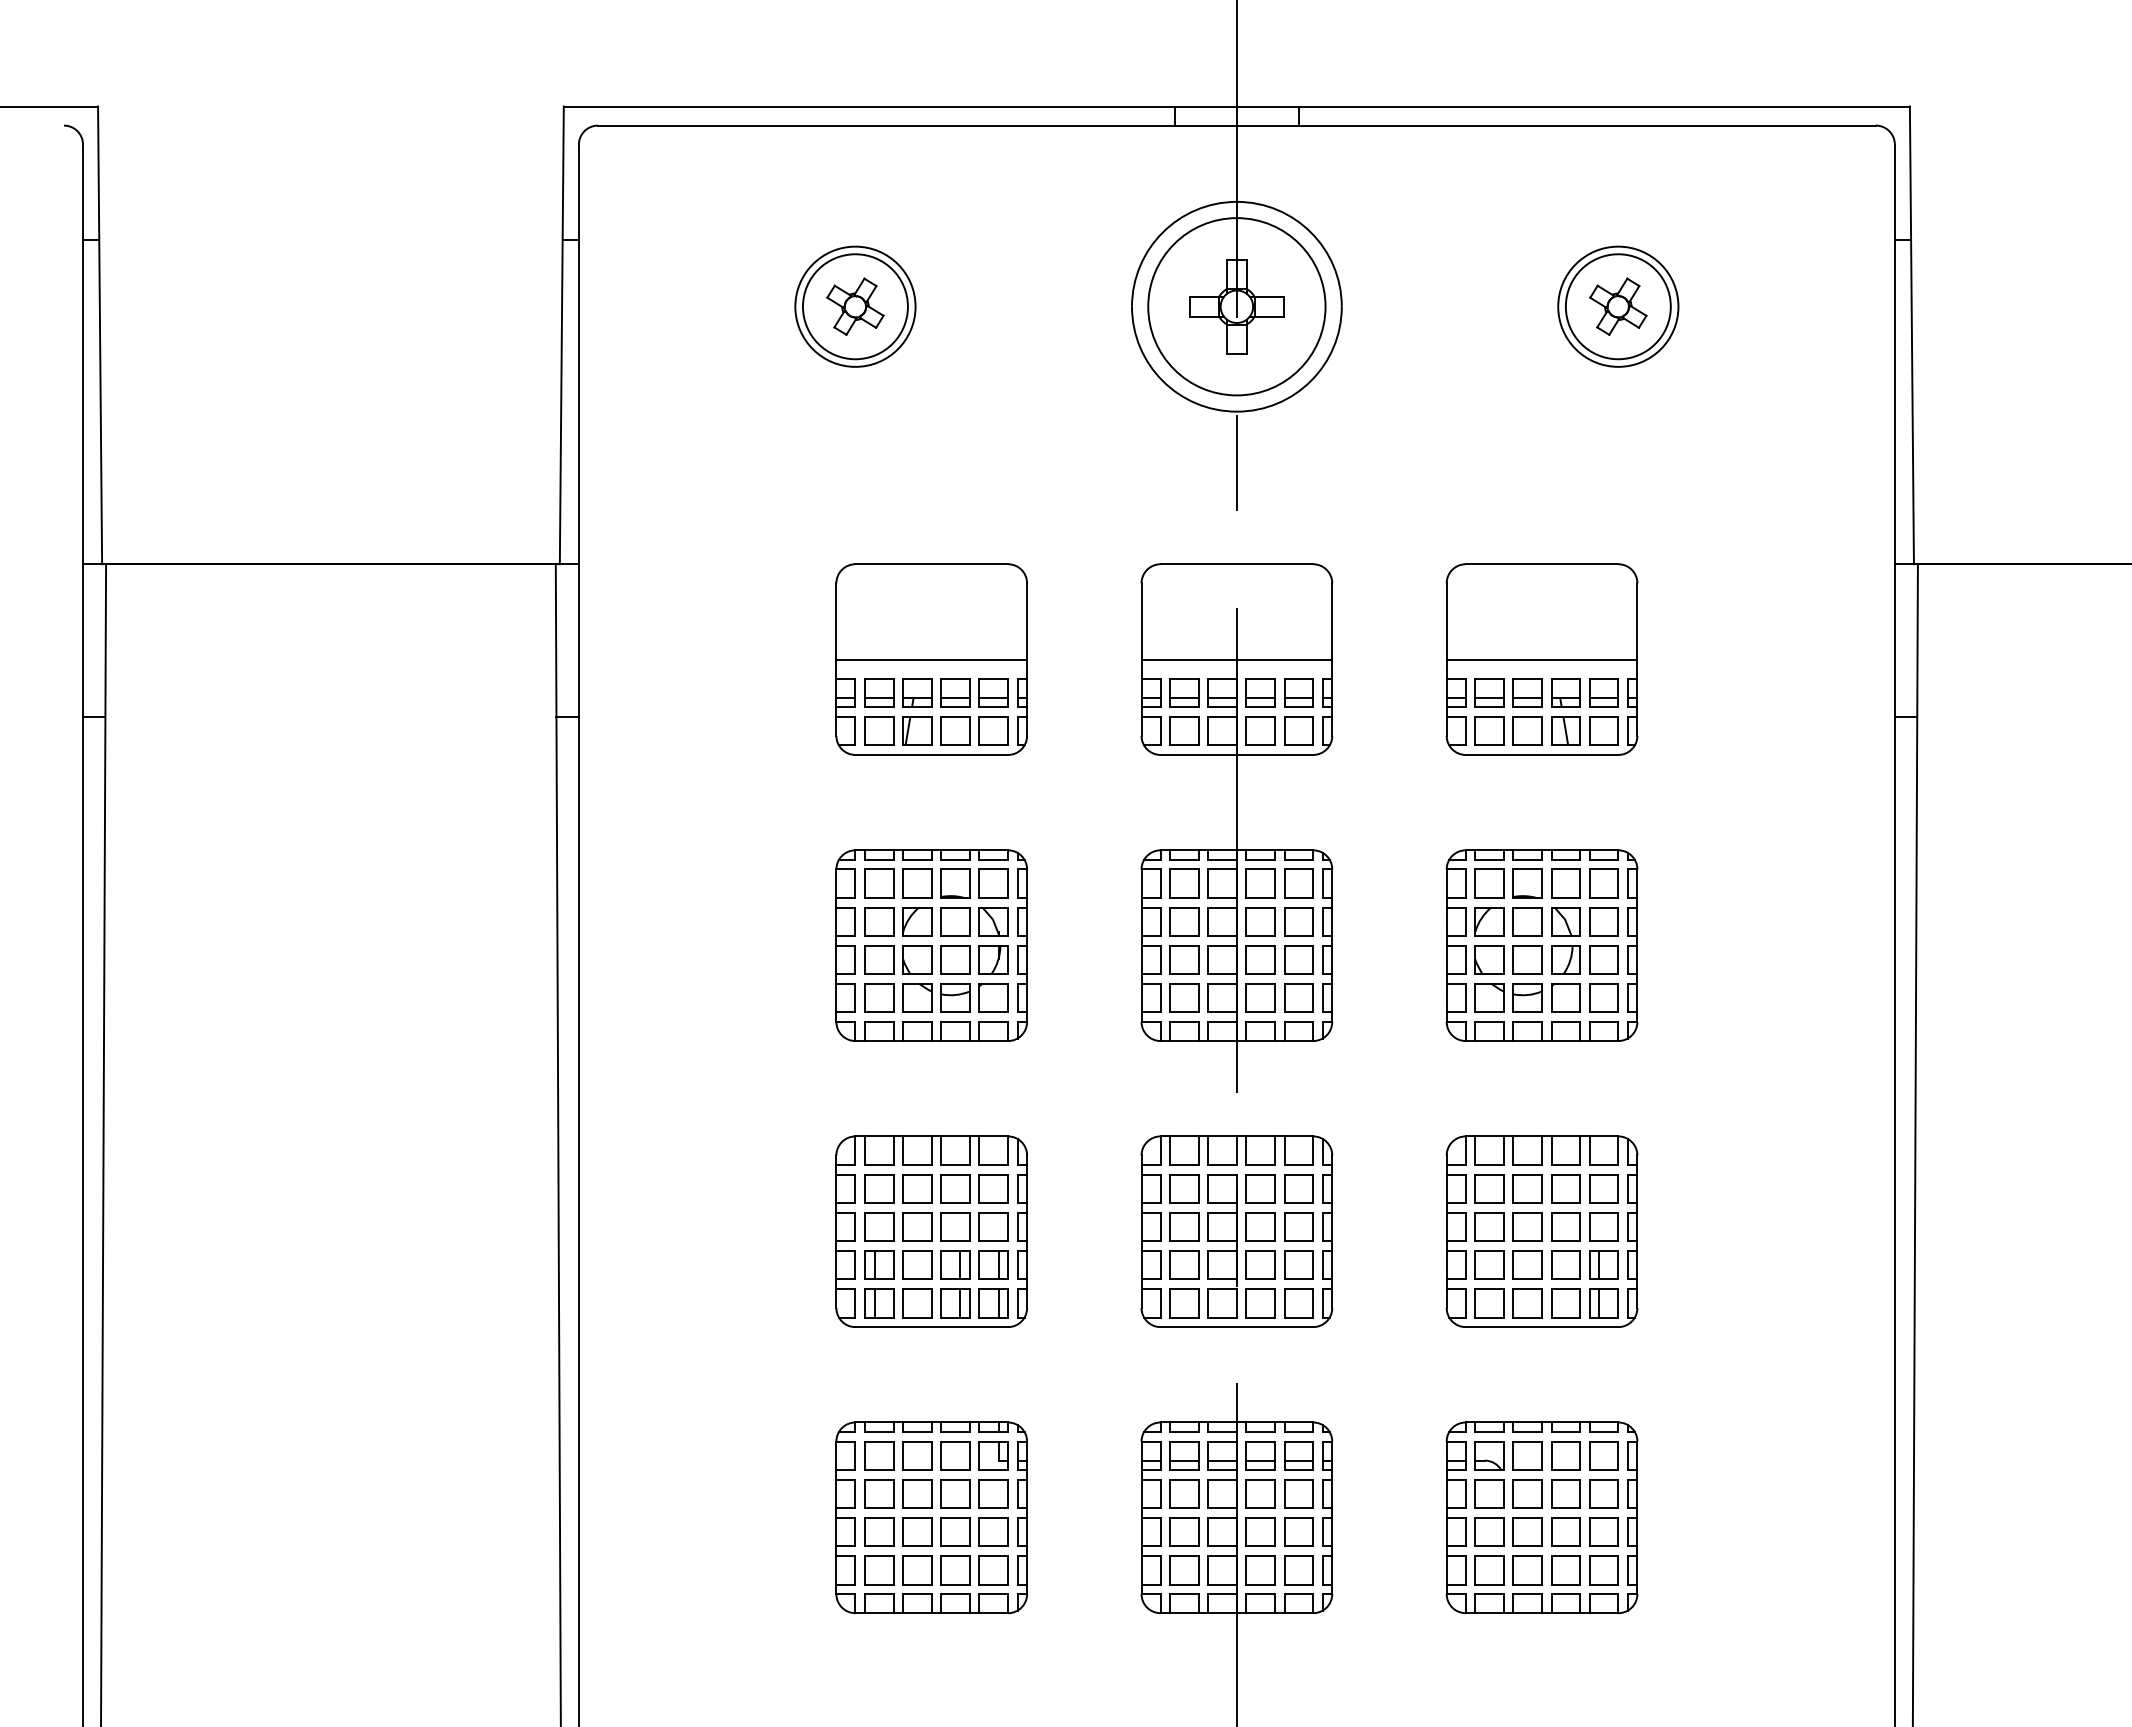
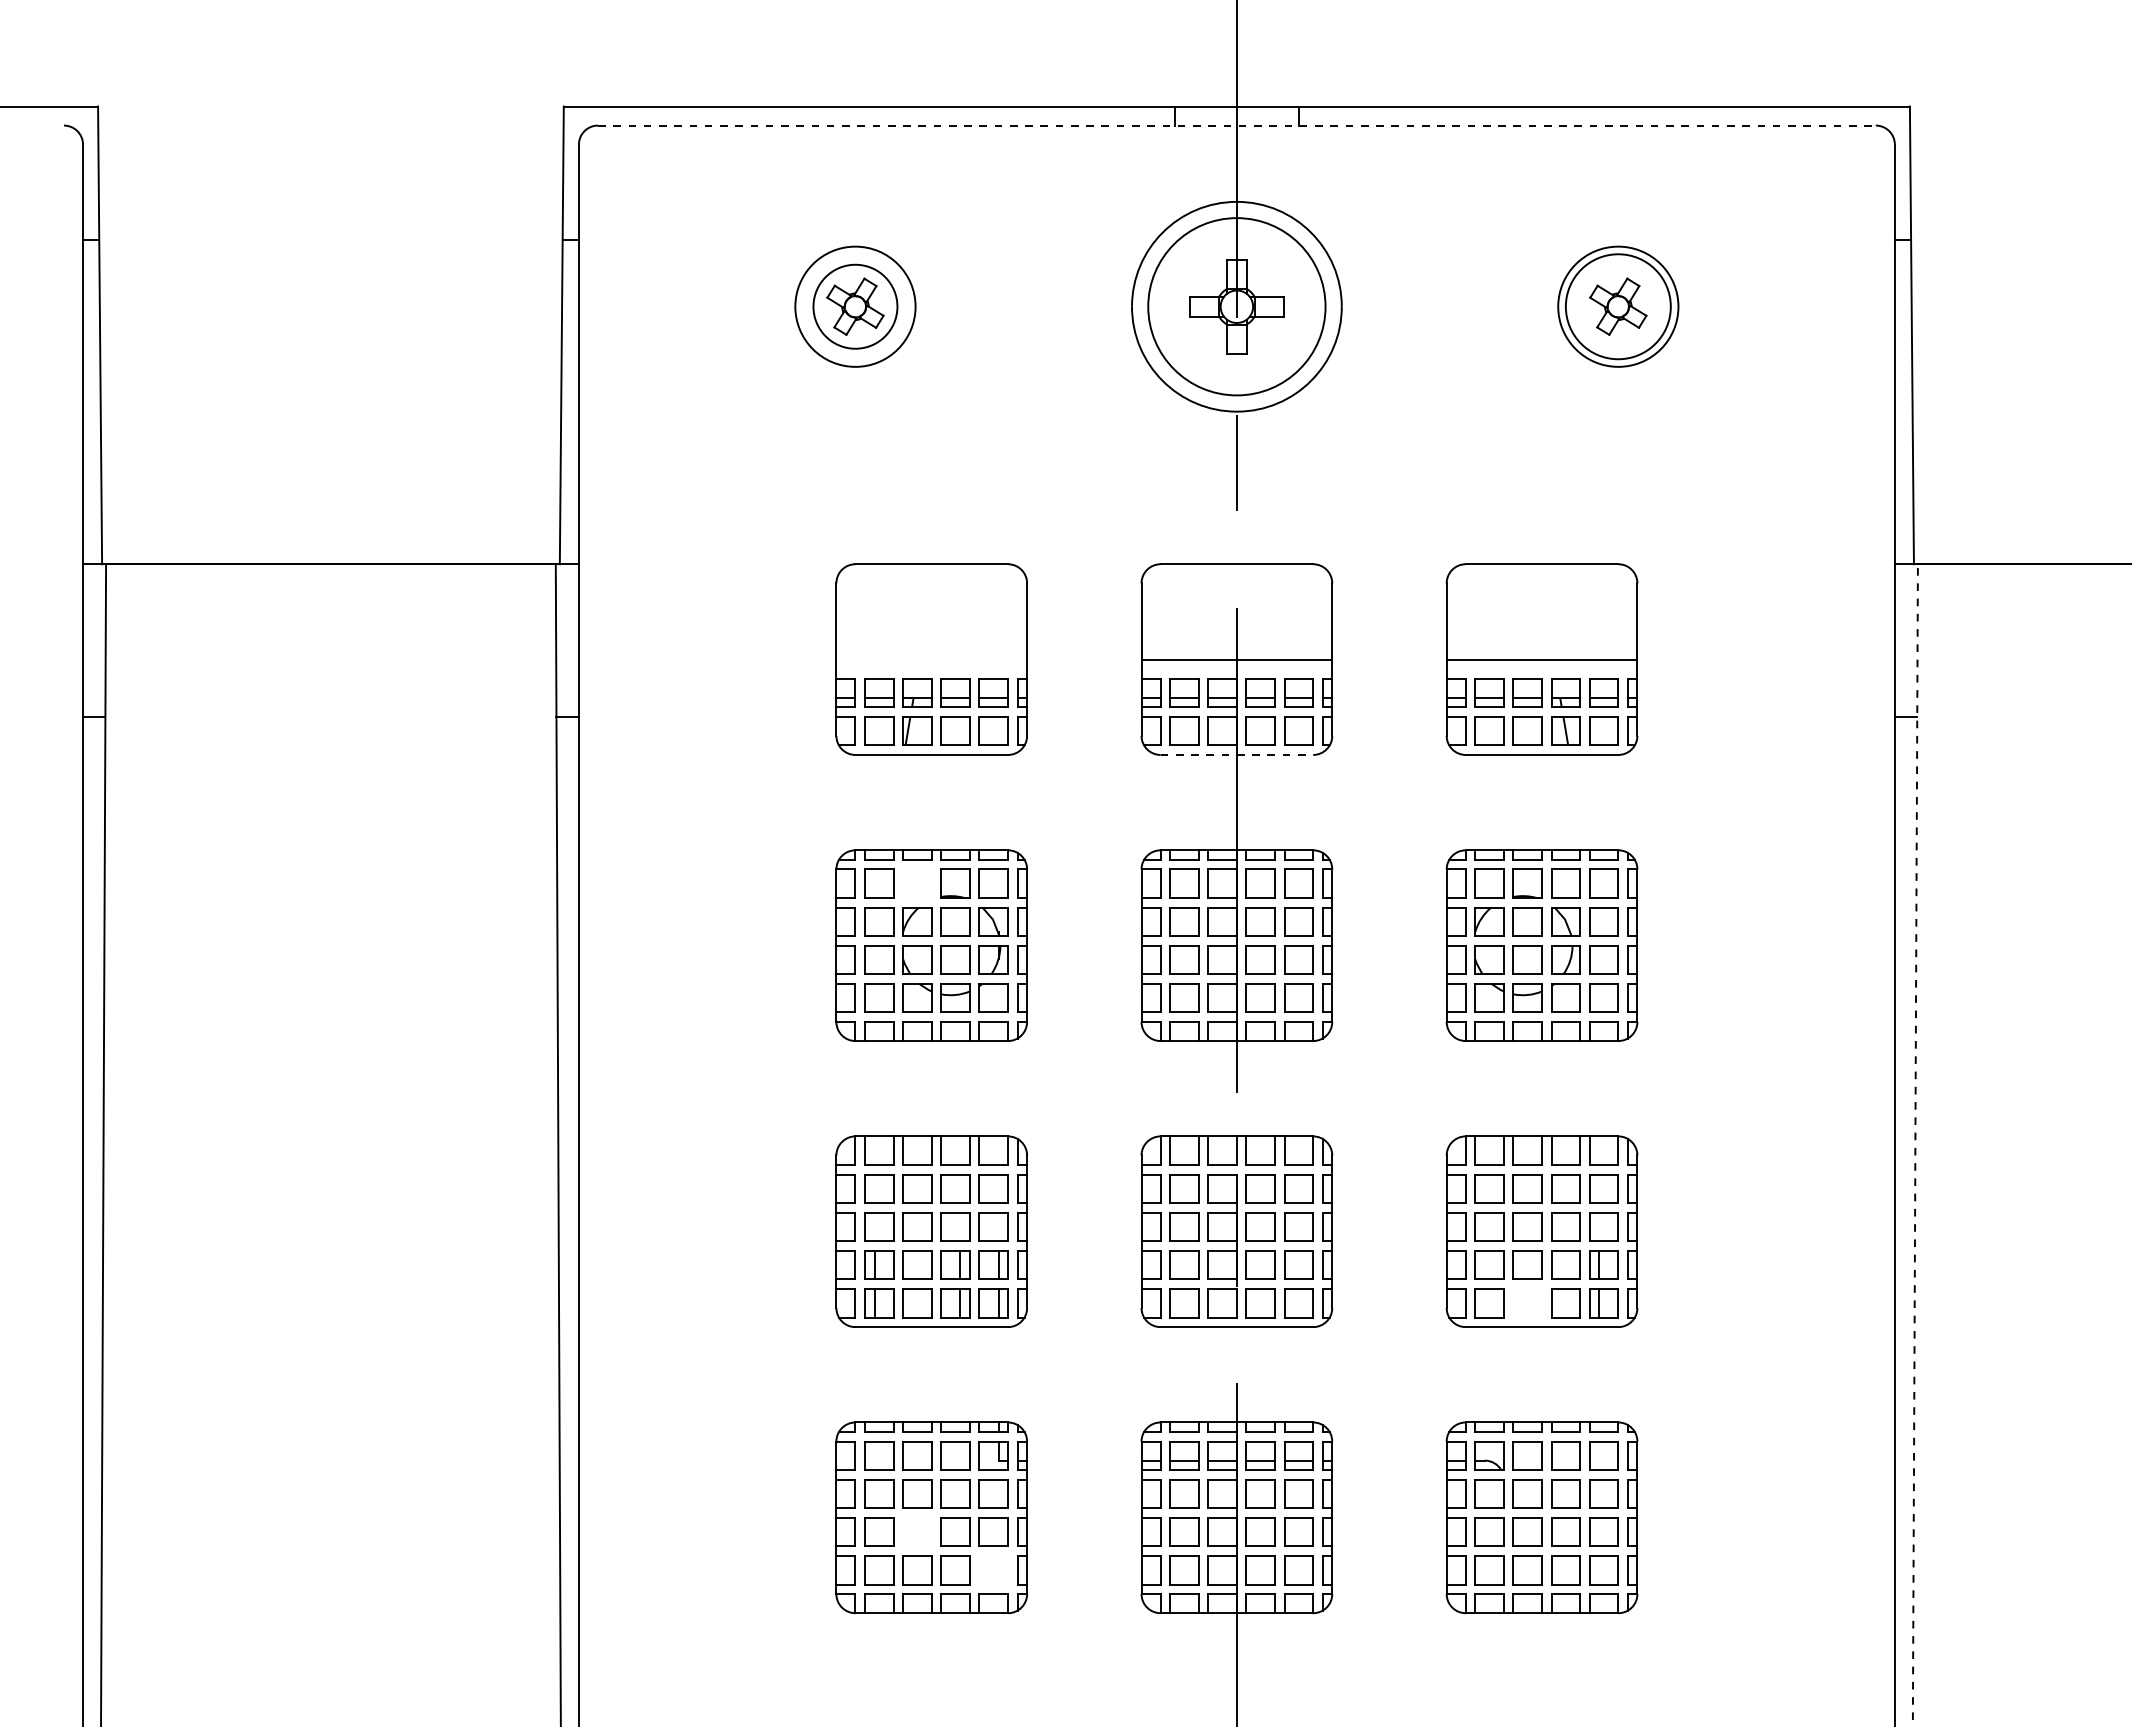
line: solid -> dashed (1236, 125)
circle diameter: 105 px -> 84 px (855, 306)
line: present -> none (931, 659)
line: solid -> dashed (1237, 754)
part: present -> none (917, 883)
line: solid -> dashed (1915, 1145)
part: present -> none (1527, 1303)
part: present -> none (917, 1531)
part: present -> none (993, 1570)
